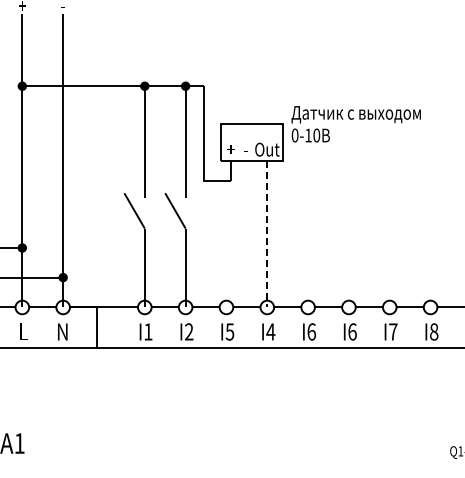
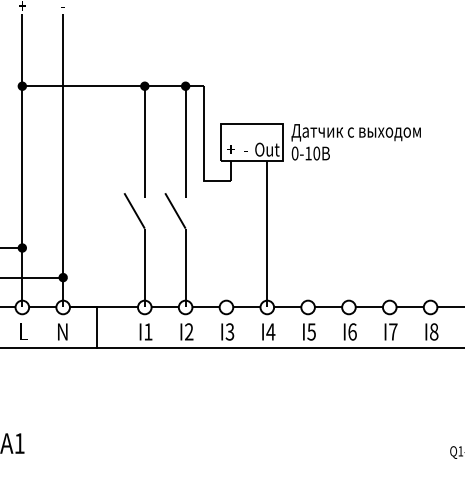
text position: (355, 124) -> (355, 142) (355, 142)
line: dashed -> solid (267, 234)
text: I5 -> I3 (230, 331)
text: I6 -> I5 (311, 331)
